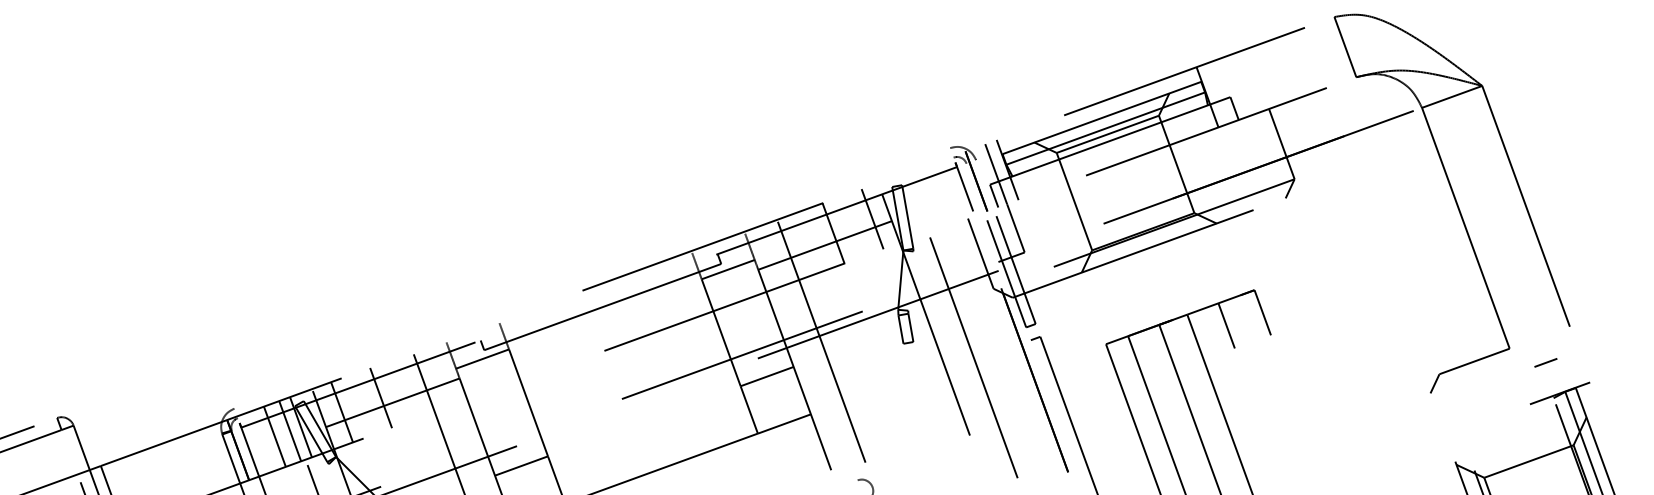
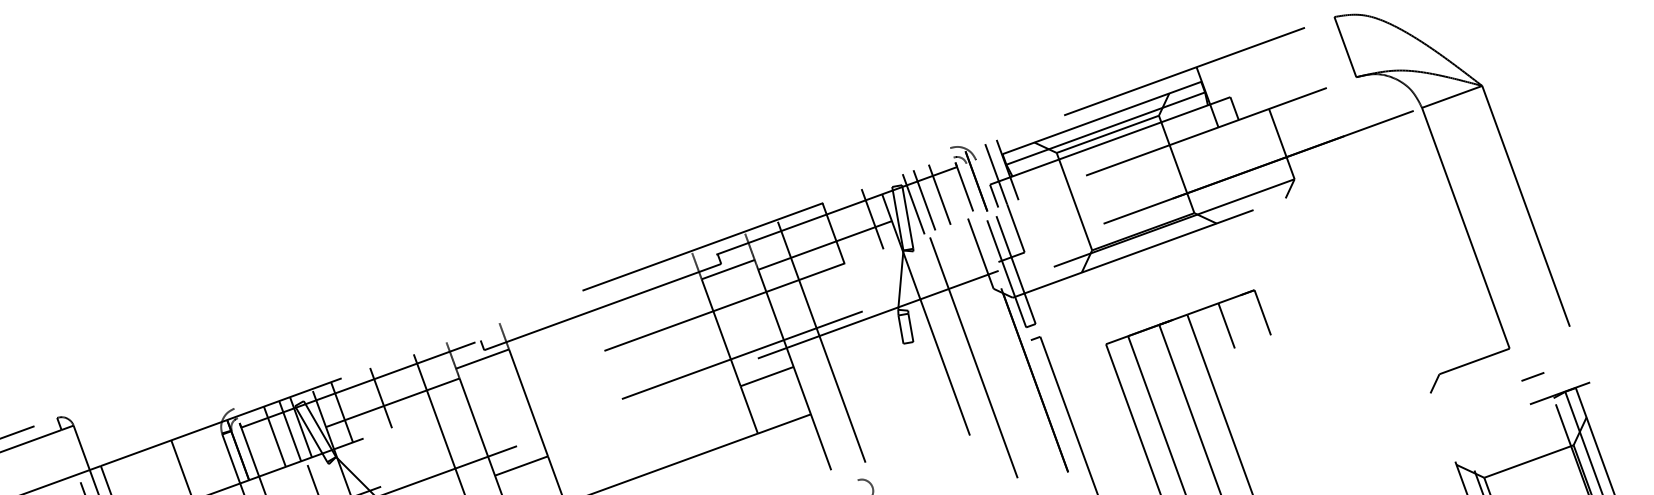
line: none -> present (939, 194)
line: none -> present (924, 200)
line: none -> present (913, 204)
line position: (1545, 362) -> (1532, 376) (1532, 376)
line: none -> present (180, 465)
